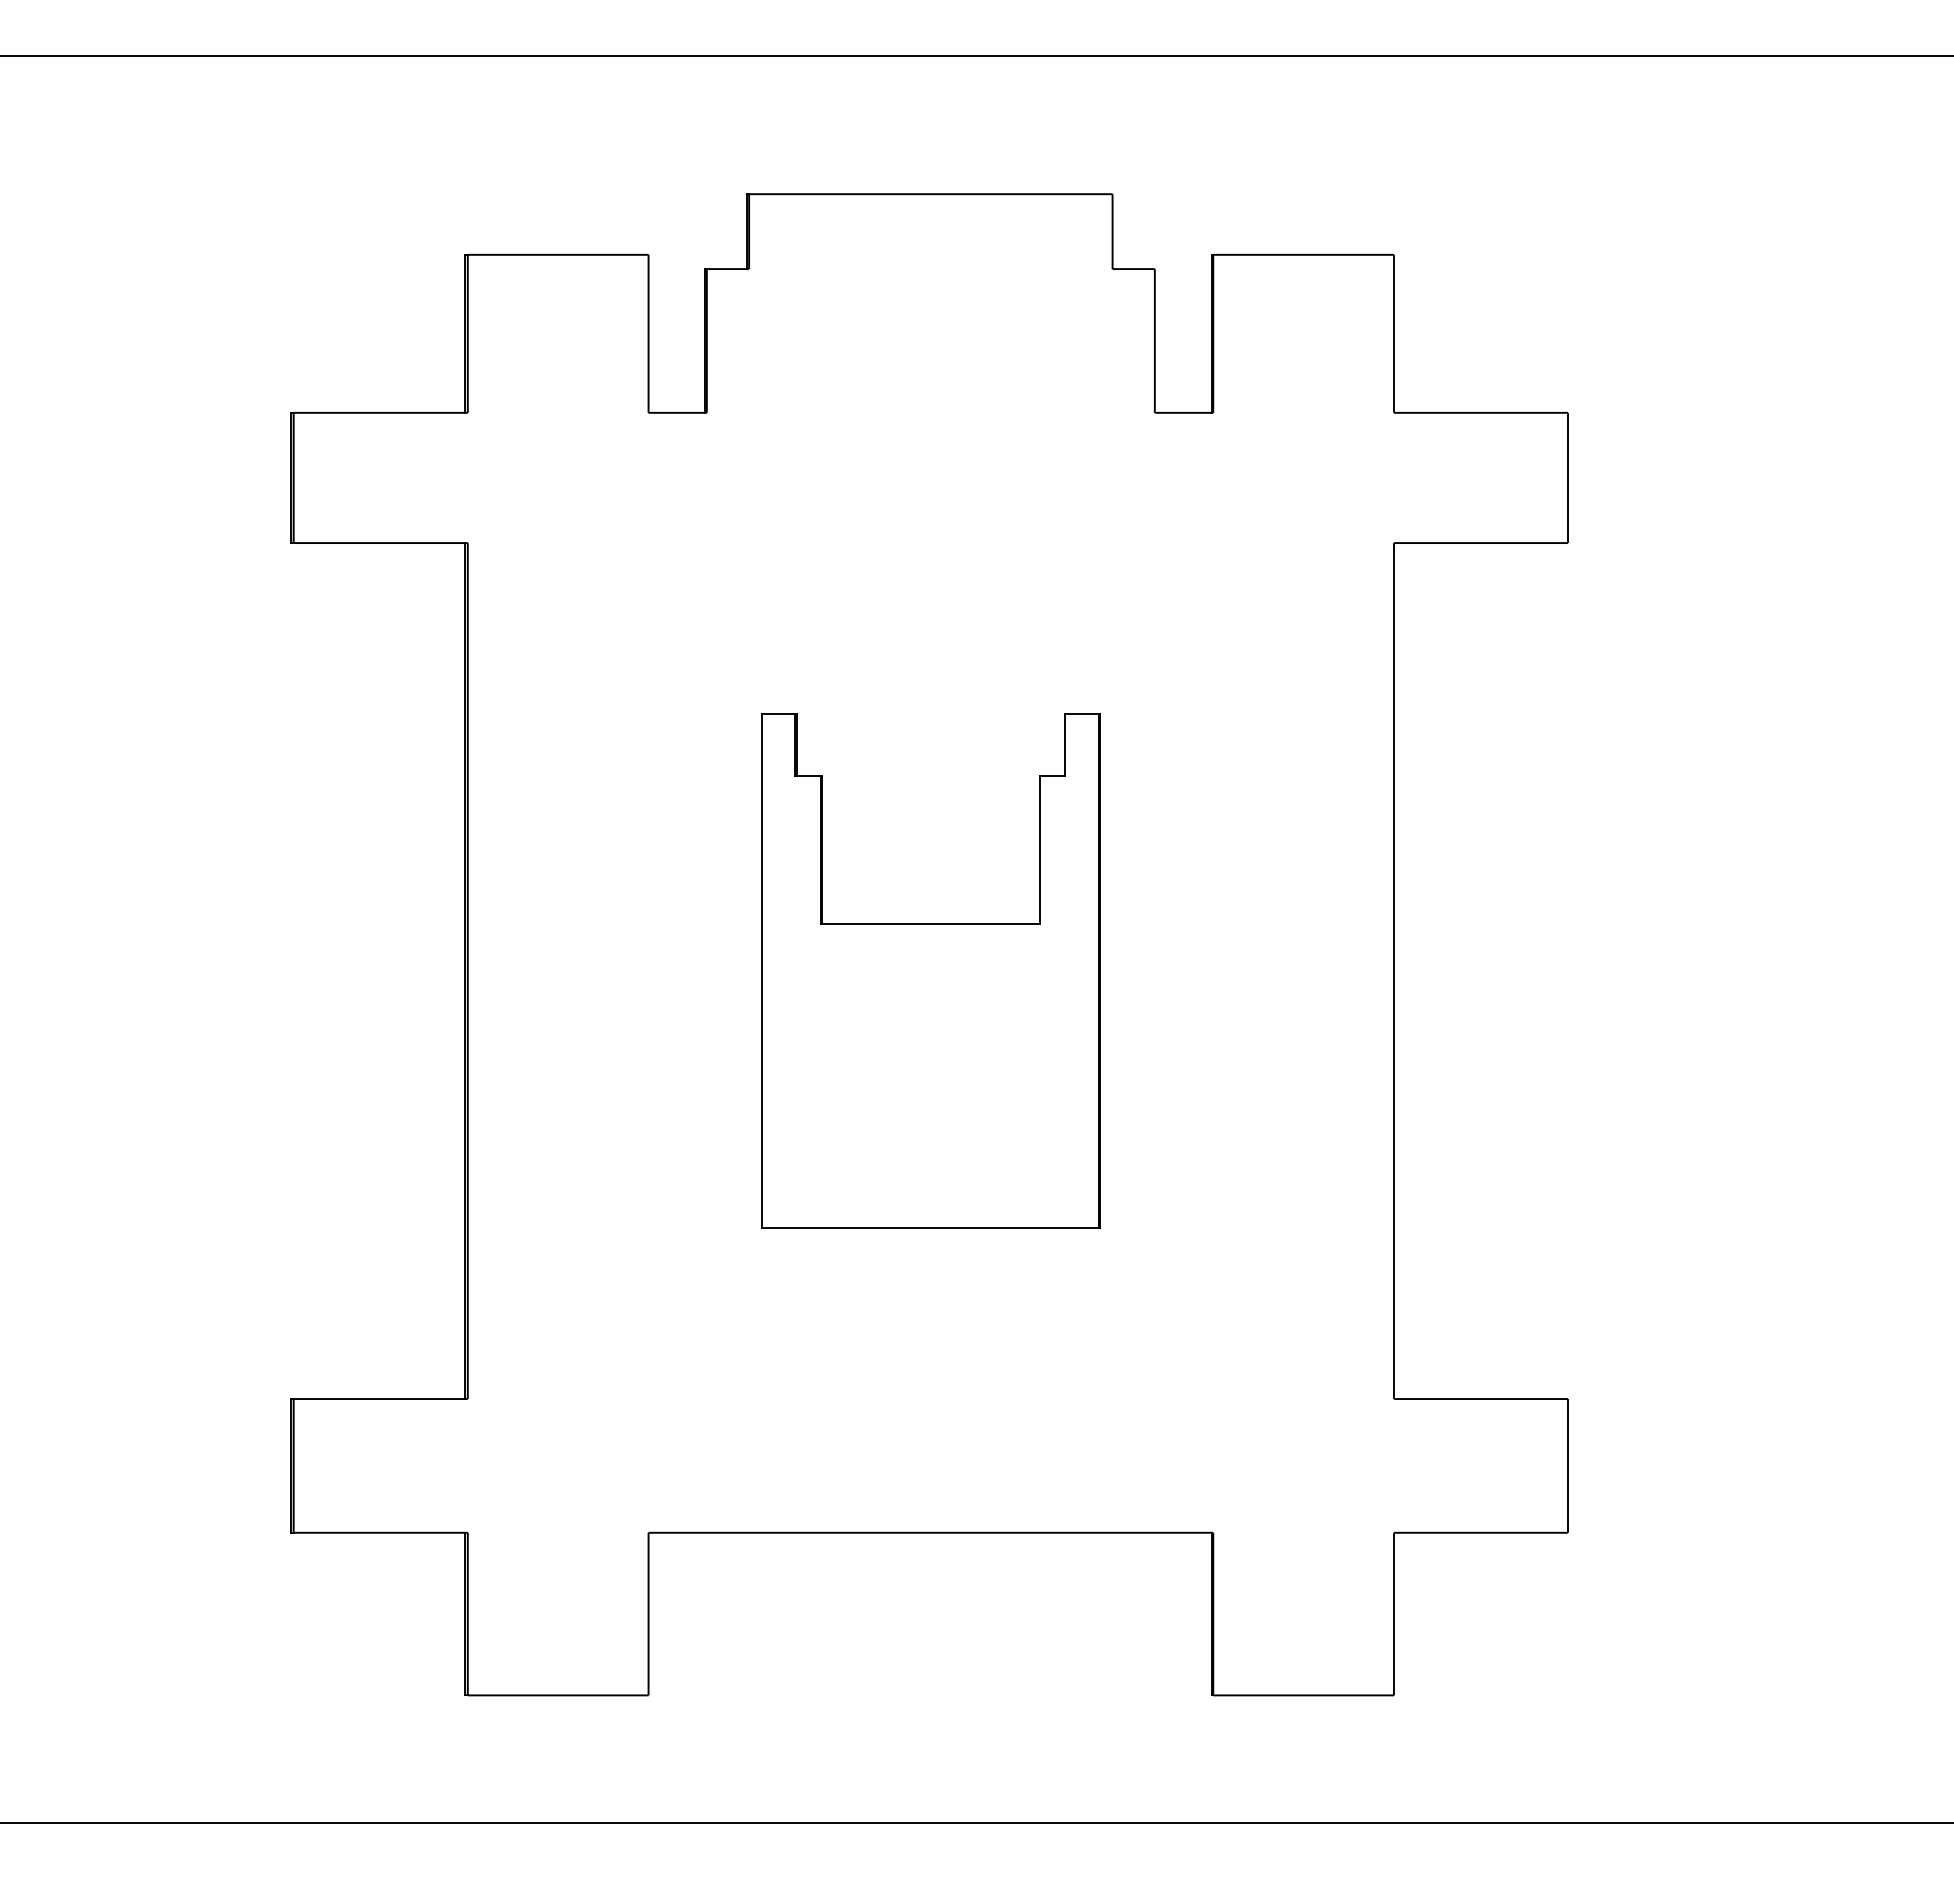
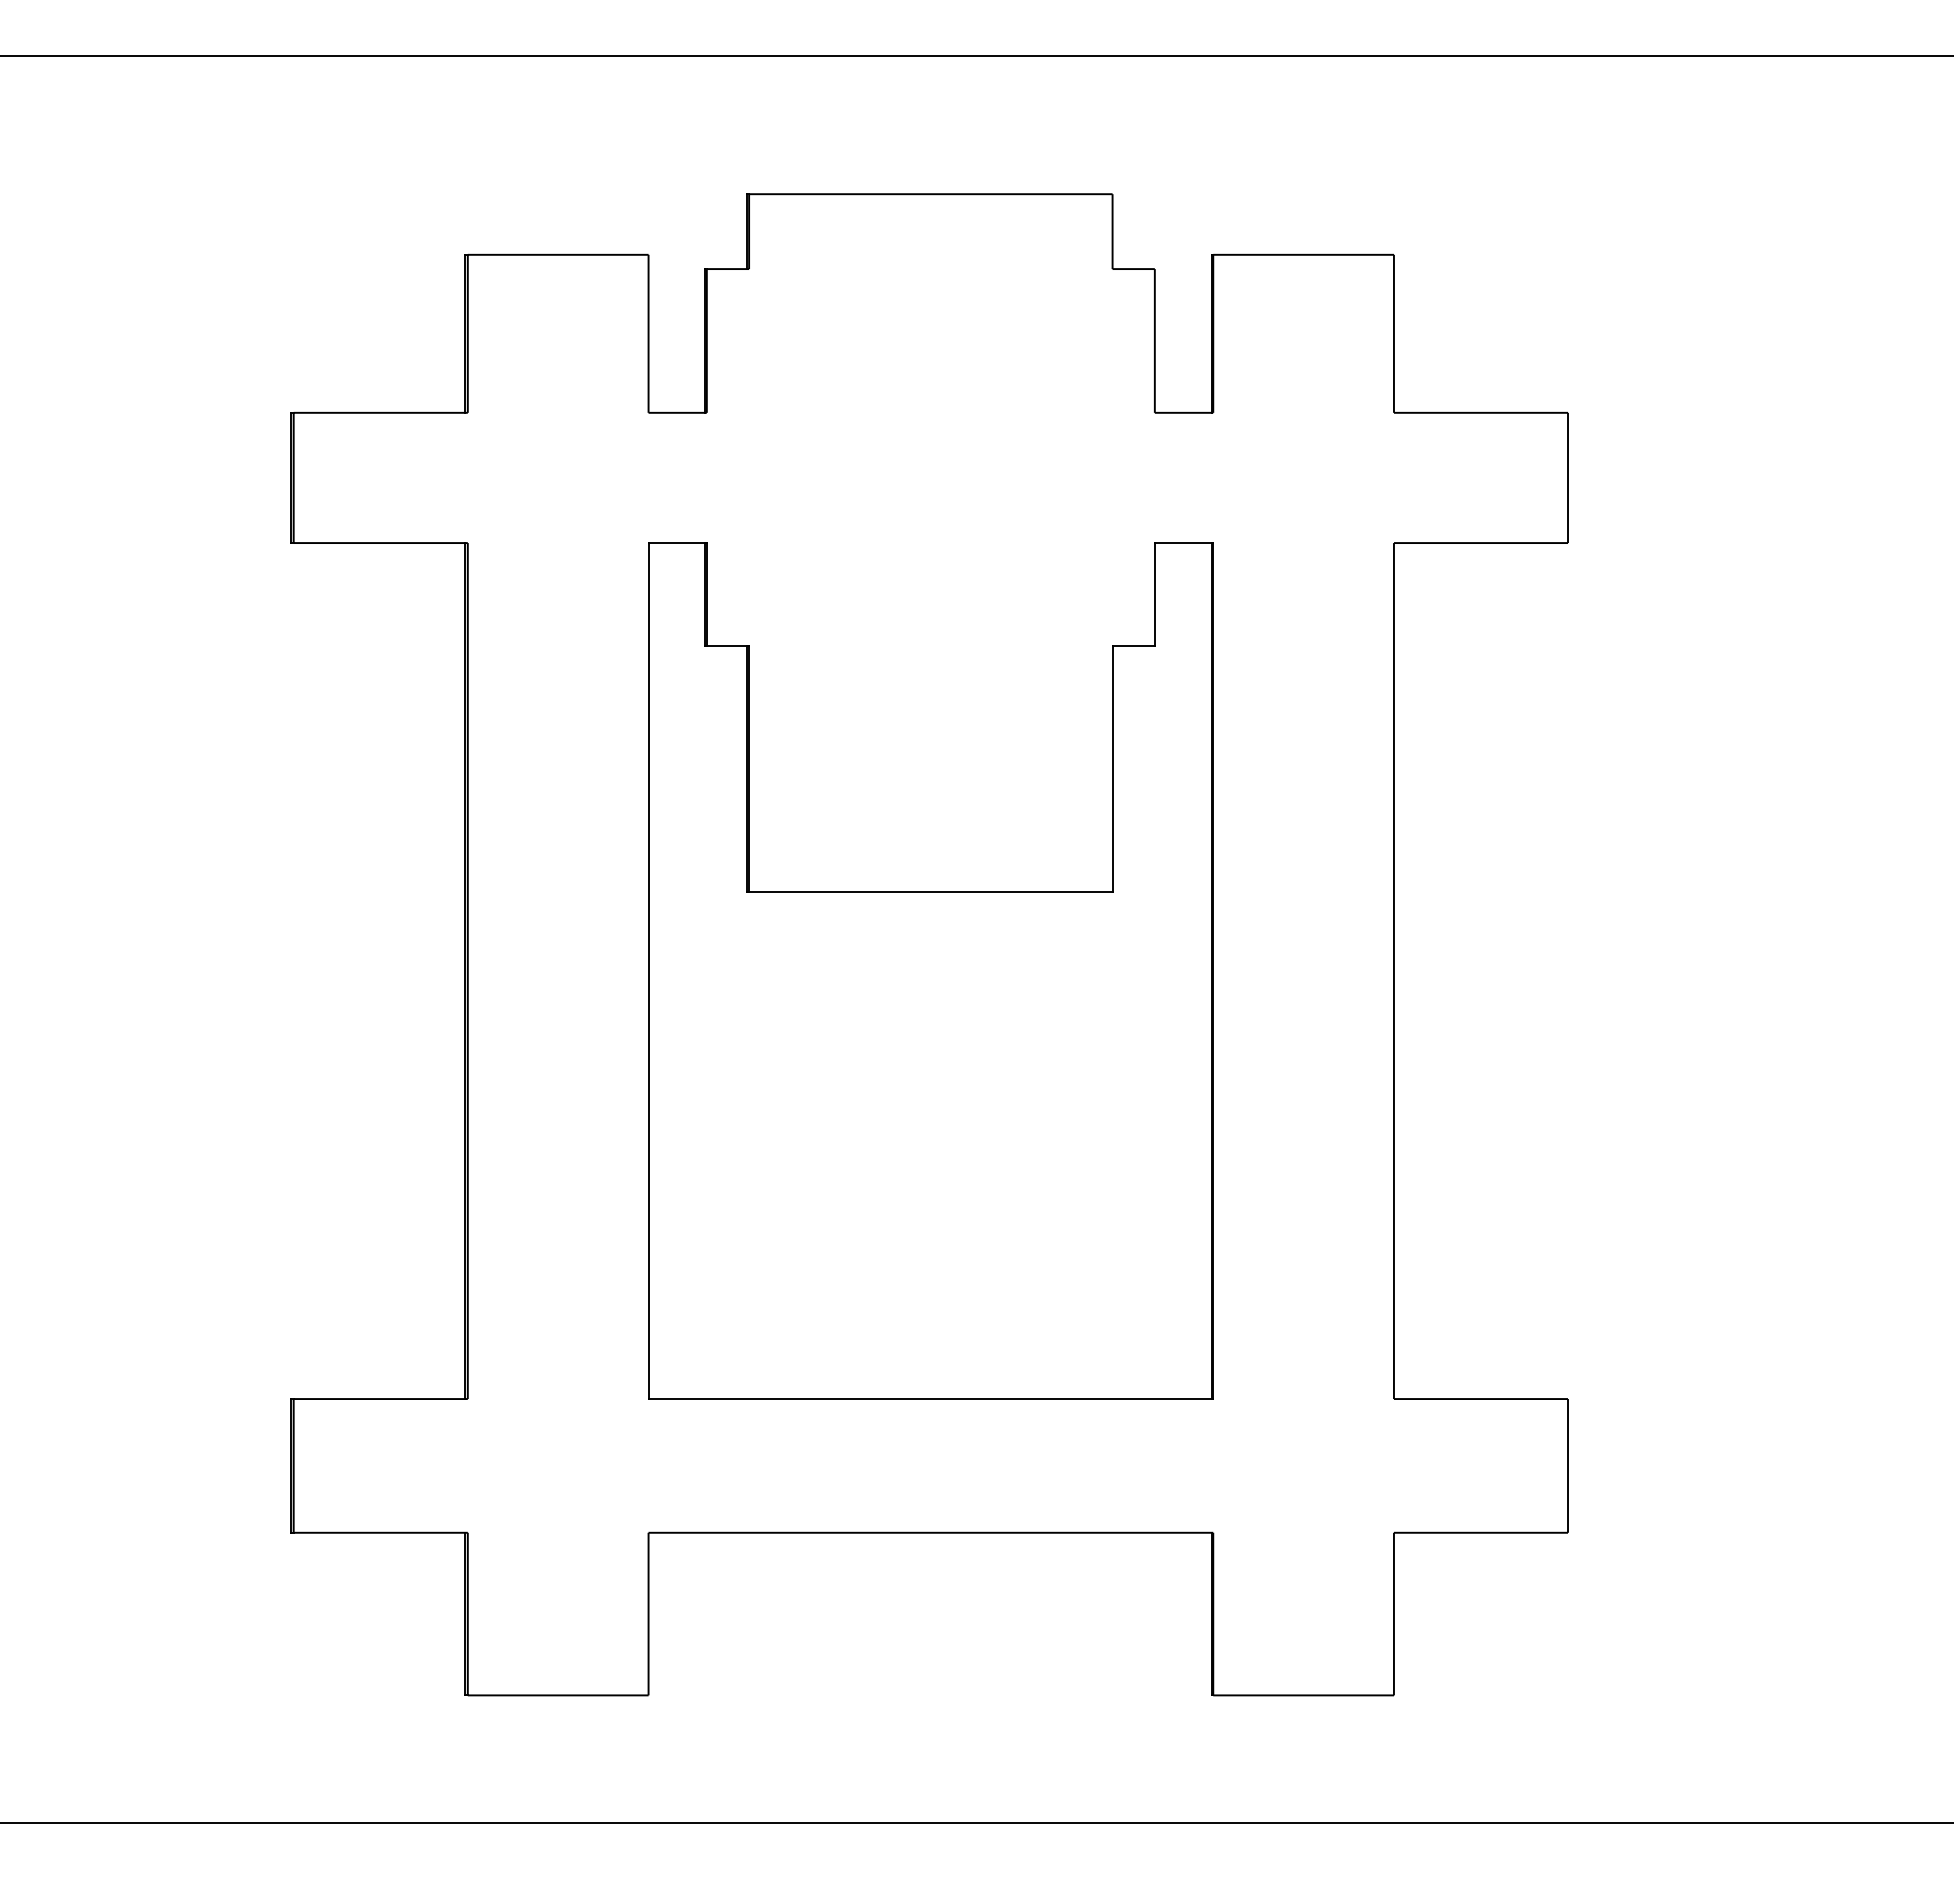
part size: 340x516 px -> 566x858 px (930, 970)
